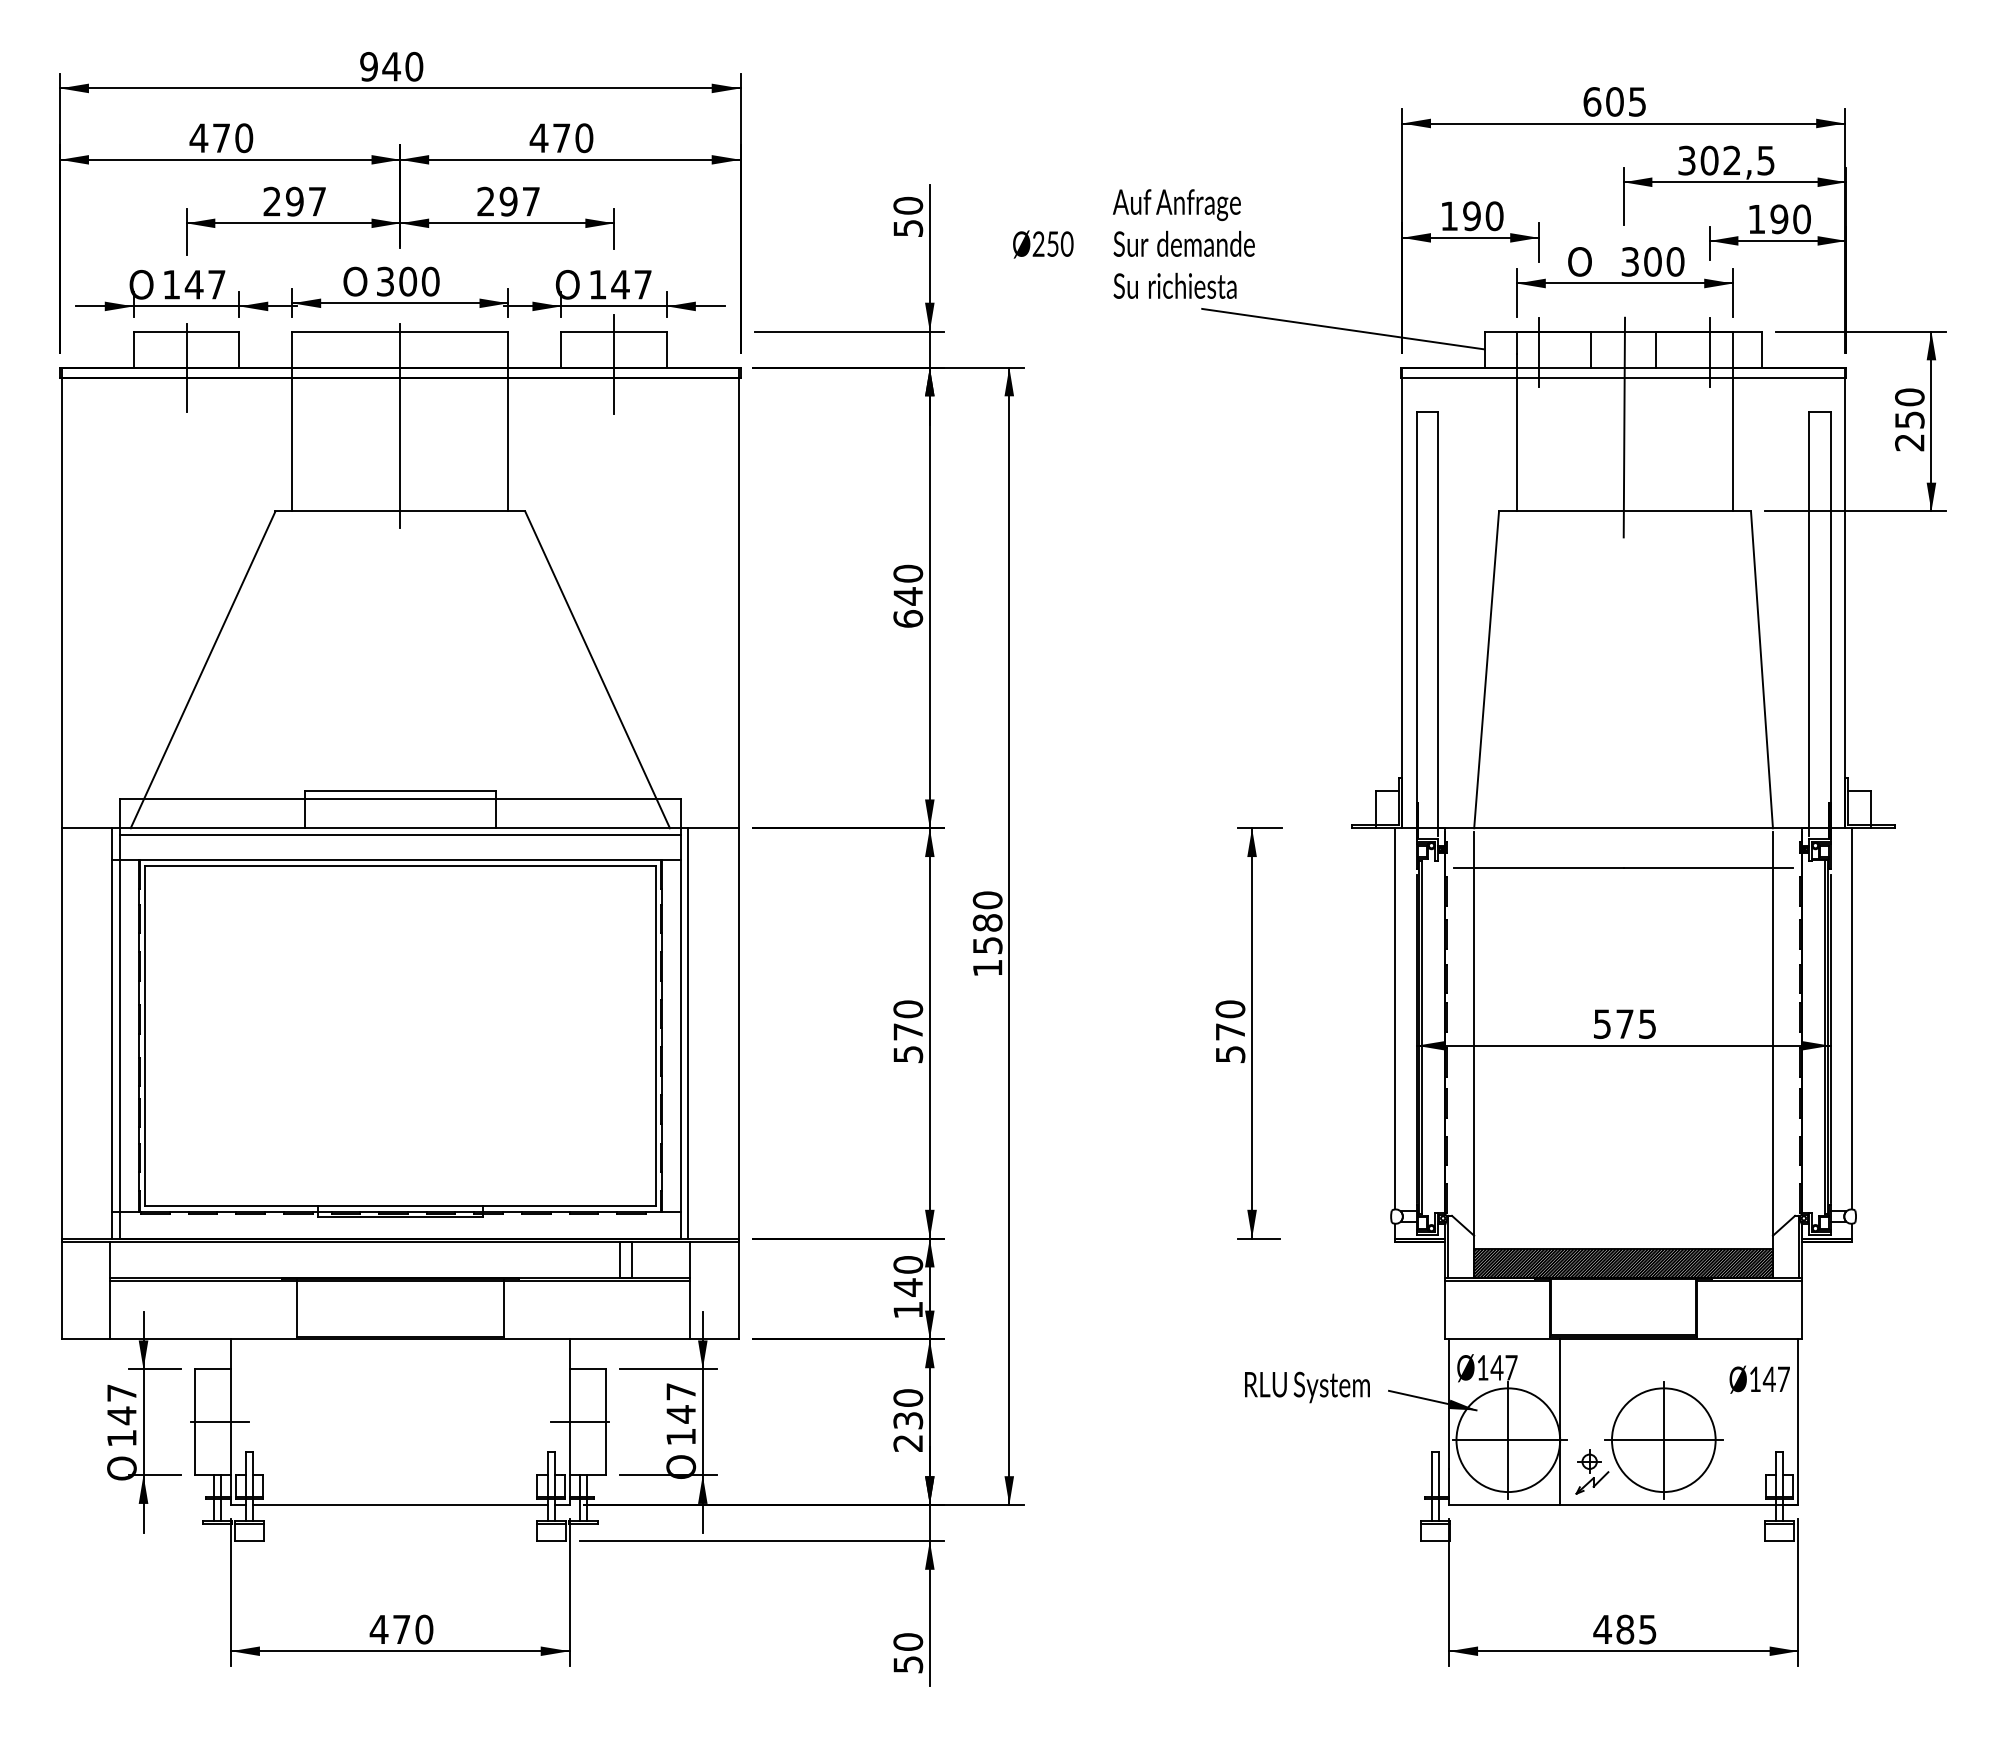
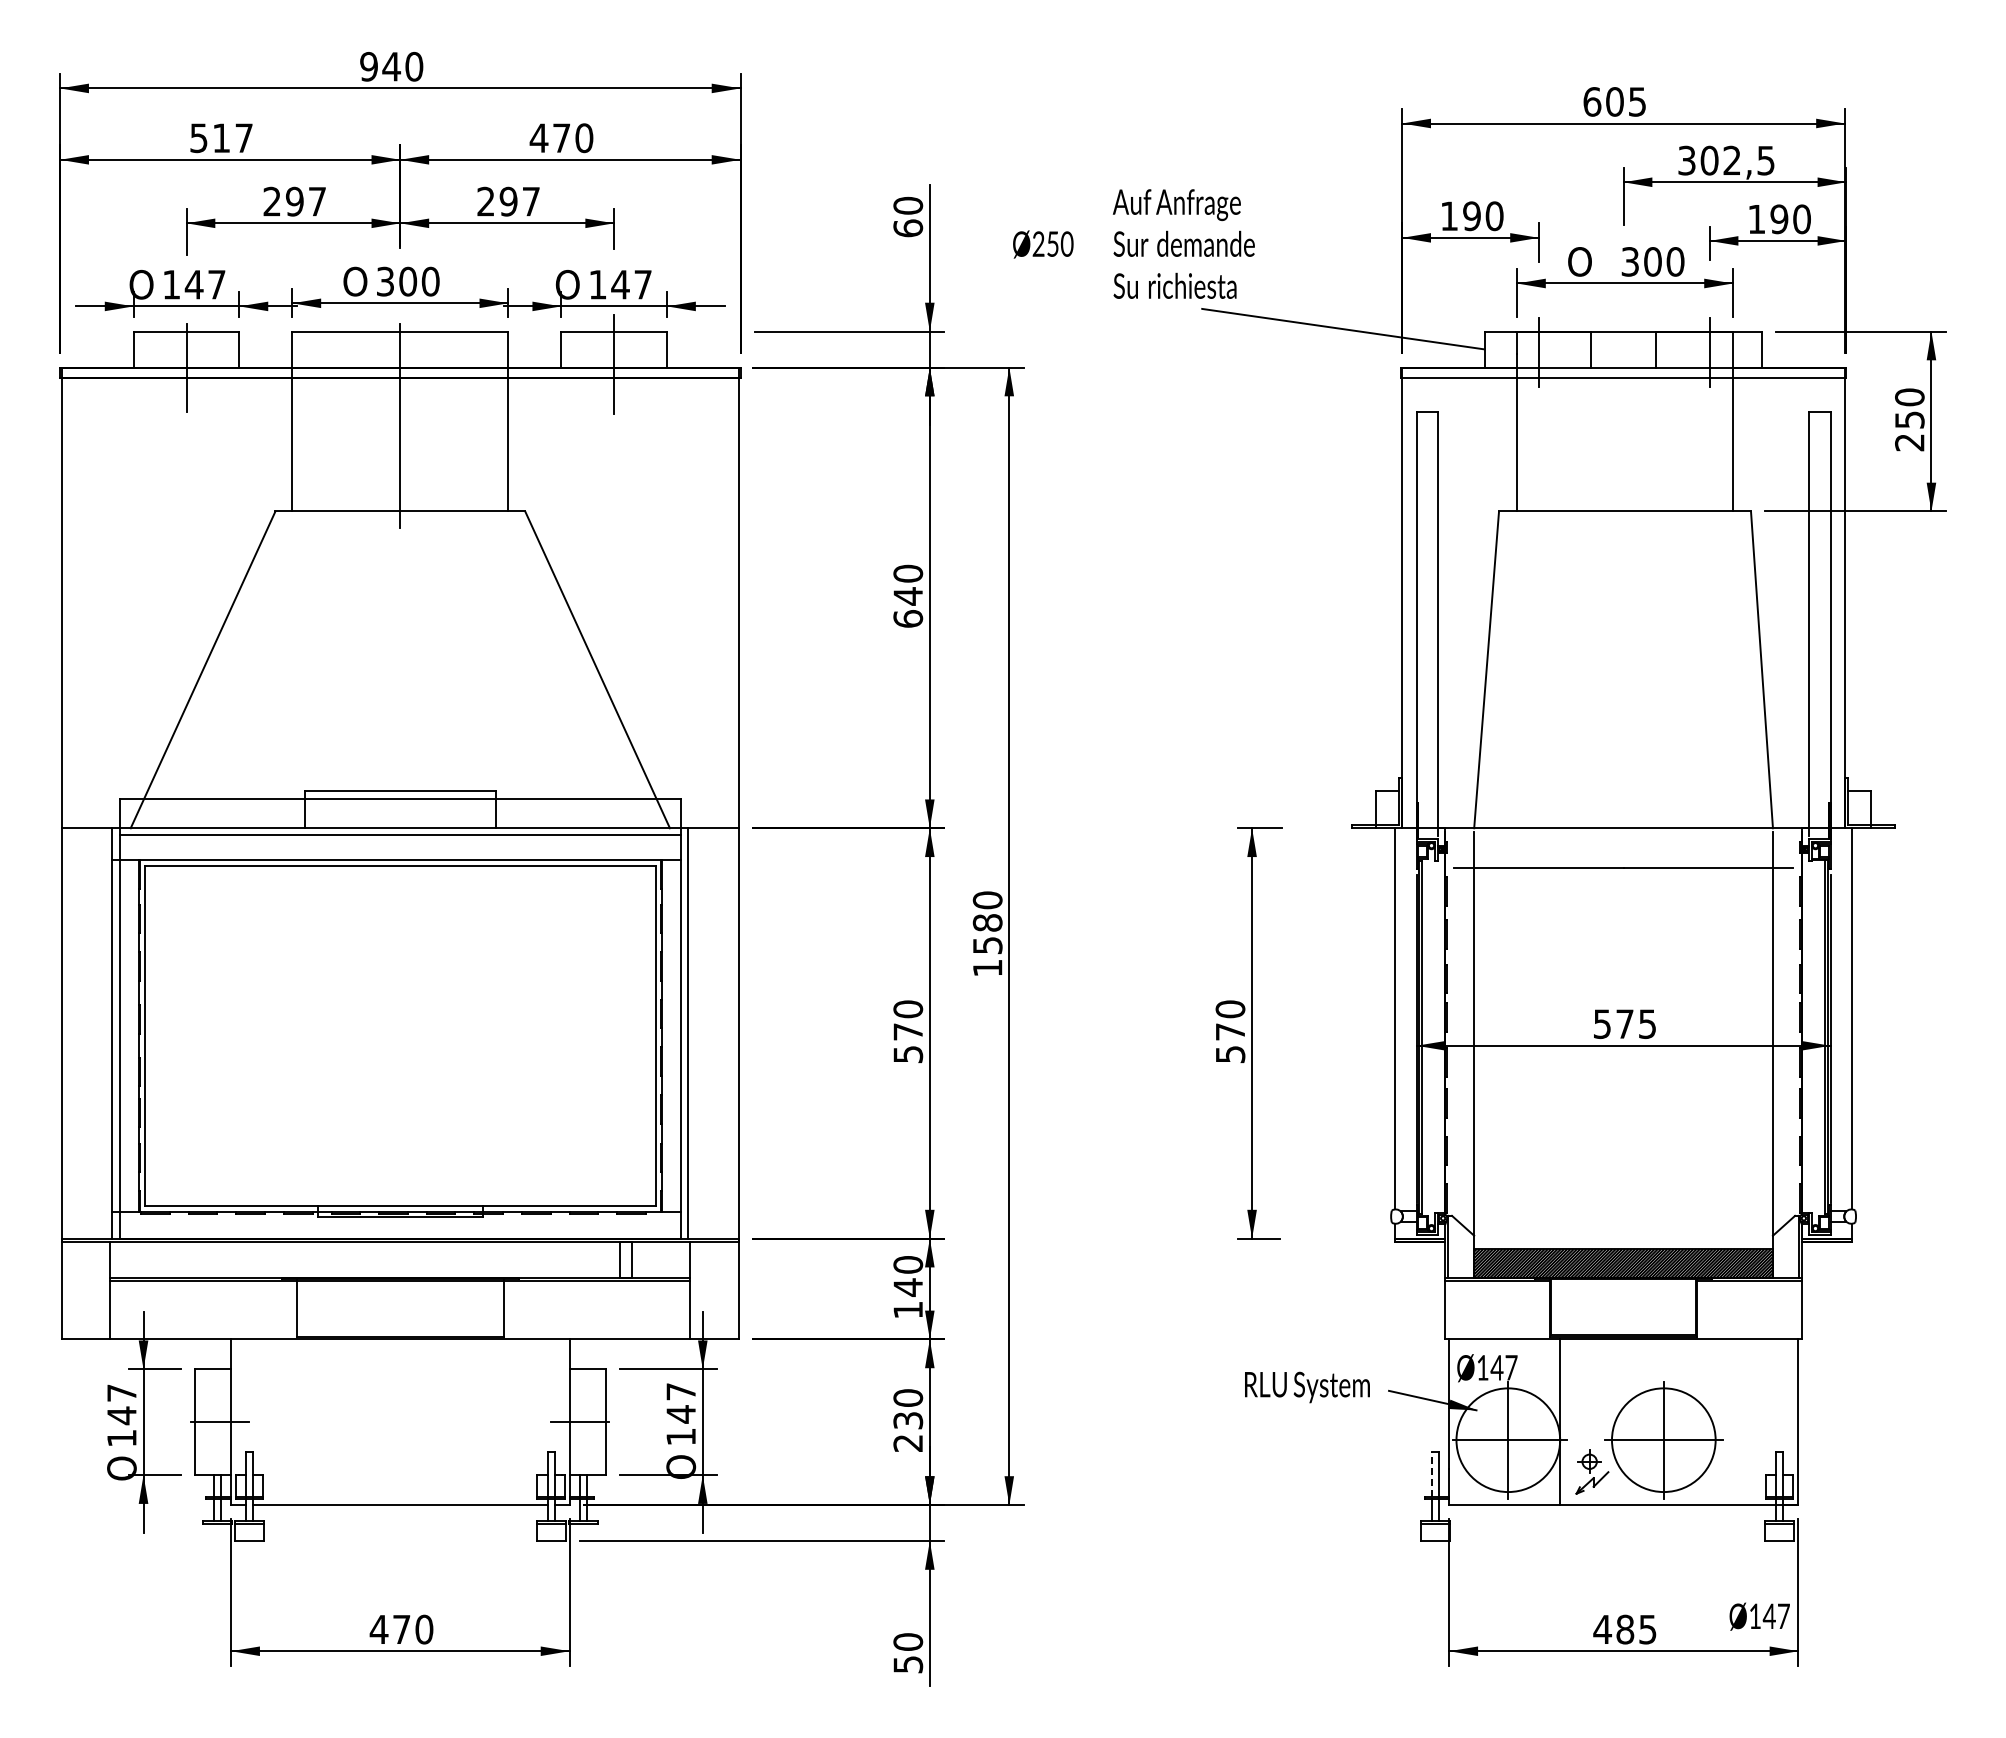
text: 470 -> 517 (221, 138)
text: 50 -> 60 (908, 228)
line: present -> none (1624, 427)
text position: (1759, 1379) -> (1759, 1616) (1759, 1616)
line: solid -> dashed (1431, 1473)
